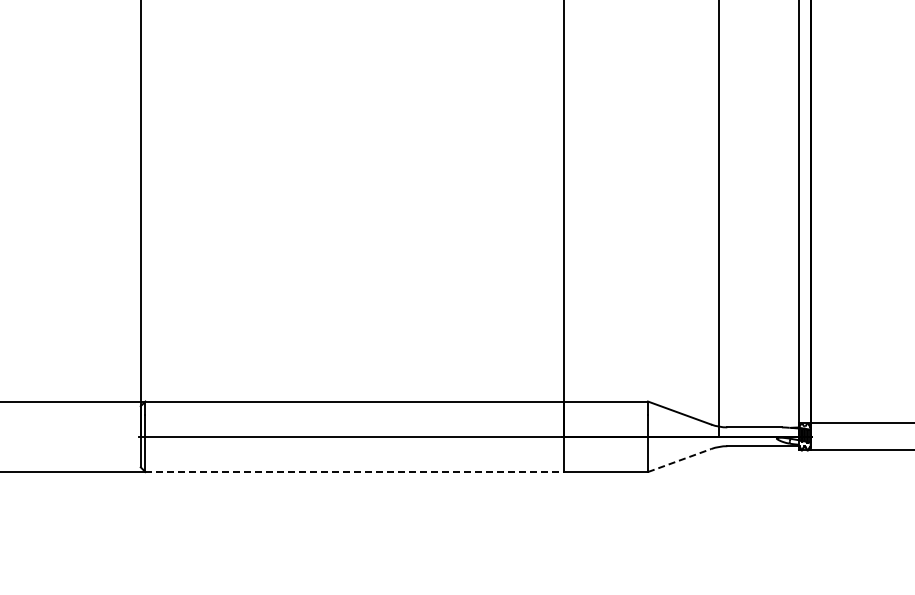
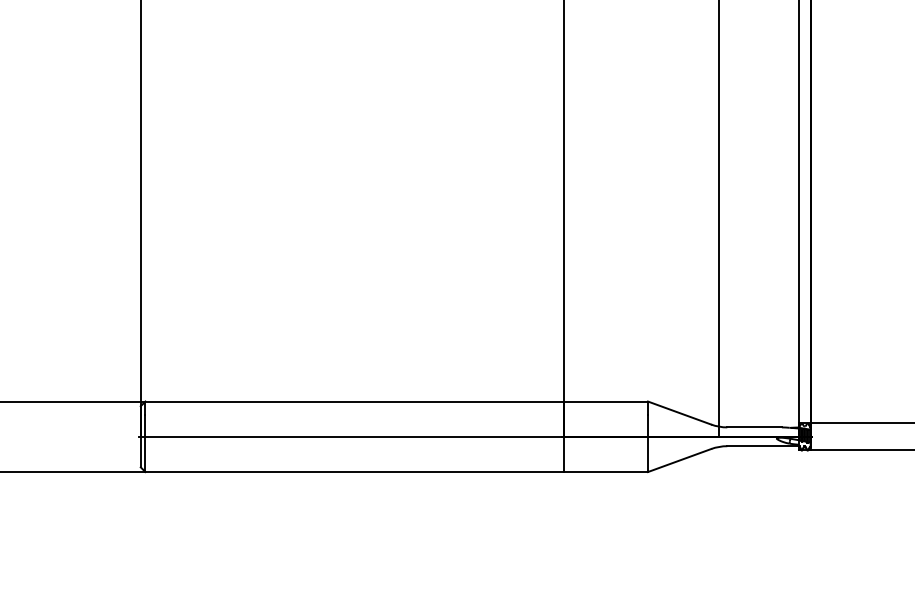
line: dashed -> solid (679, 460)
line: dashed -> solid (355, 472)
